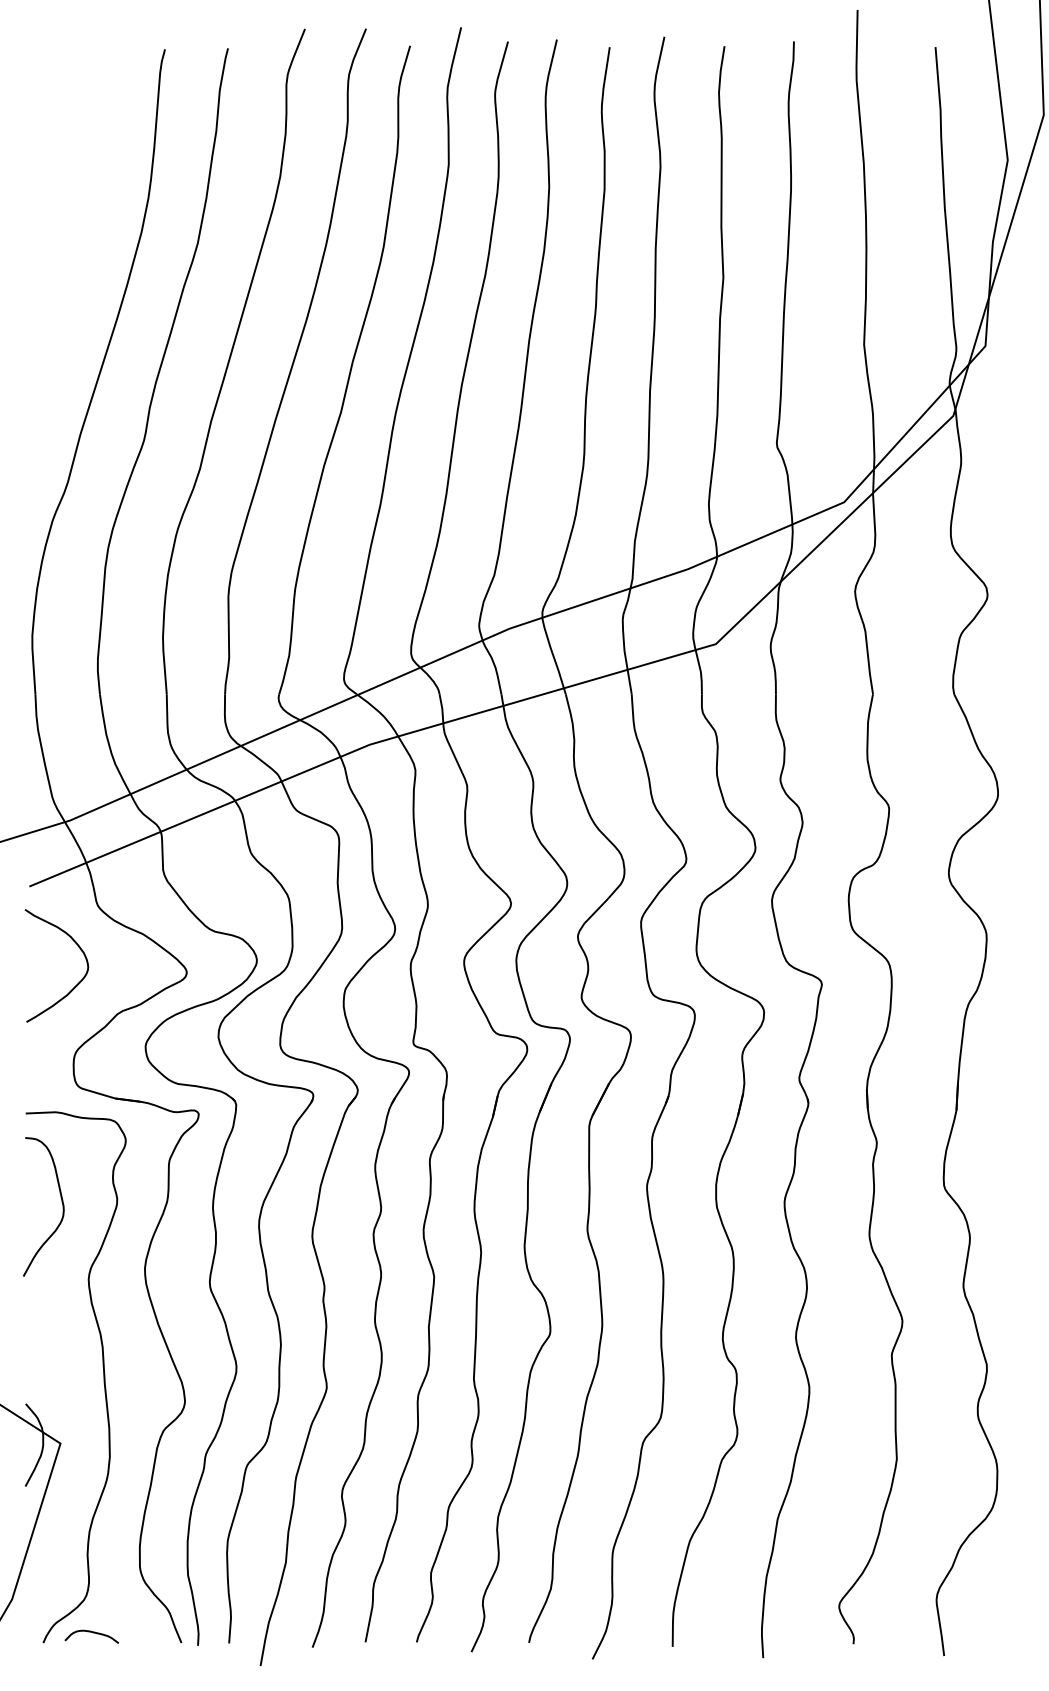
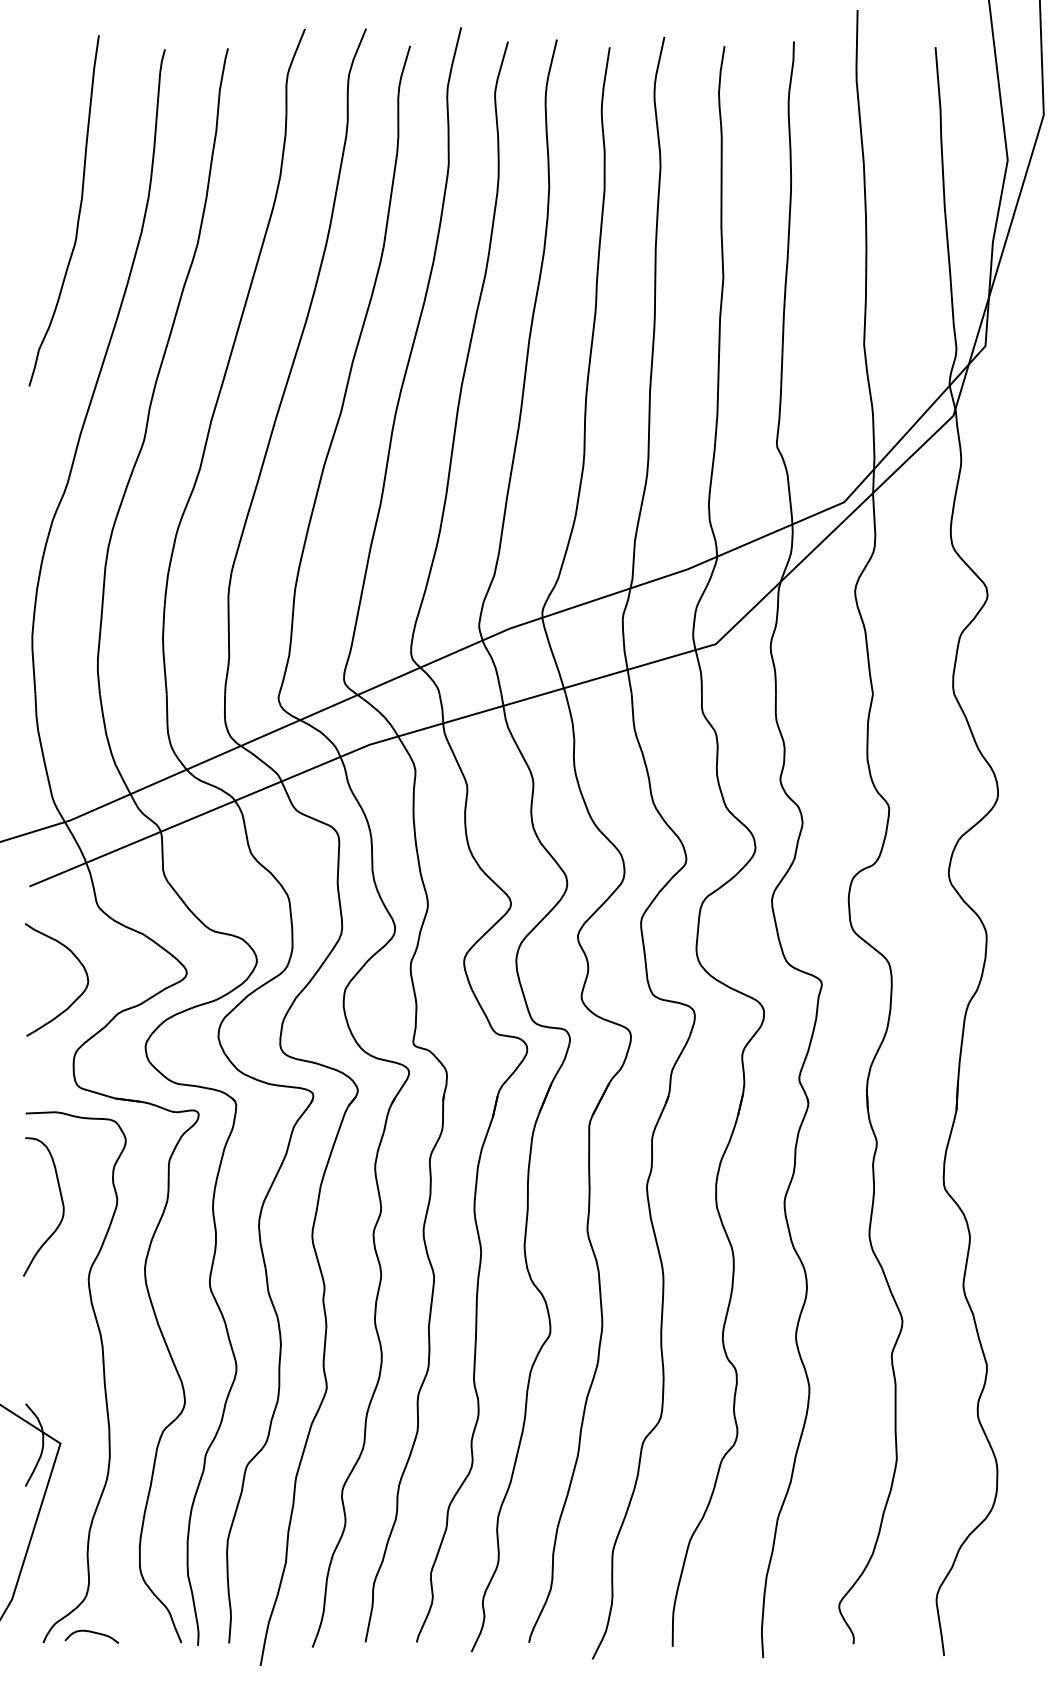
curve: none -> present (78, 212)
curve position: (76, 984) -> (76, 998) (76, 998)
